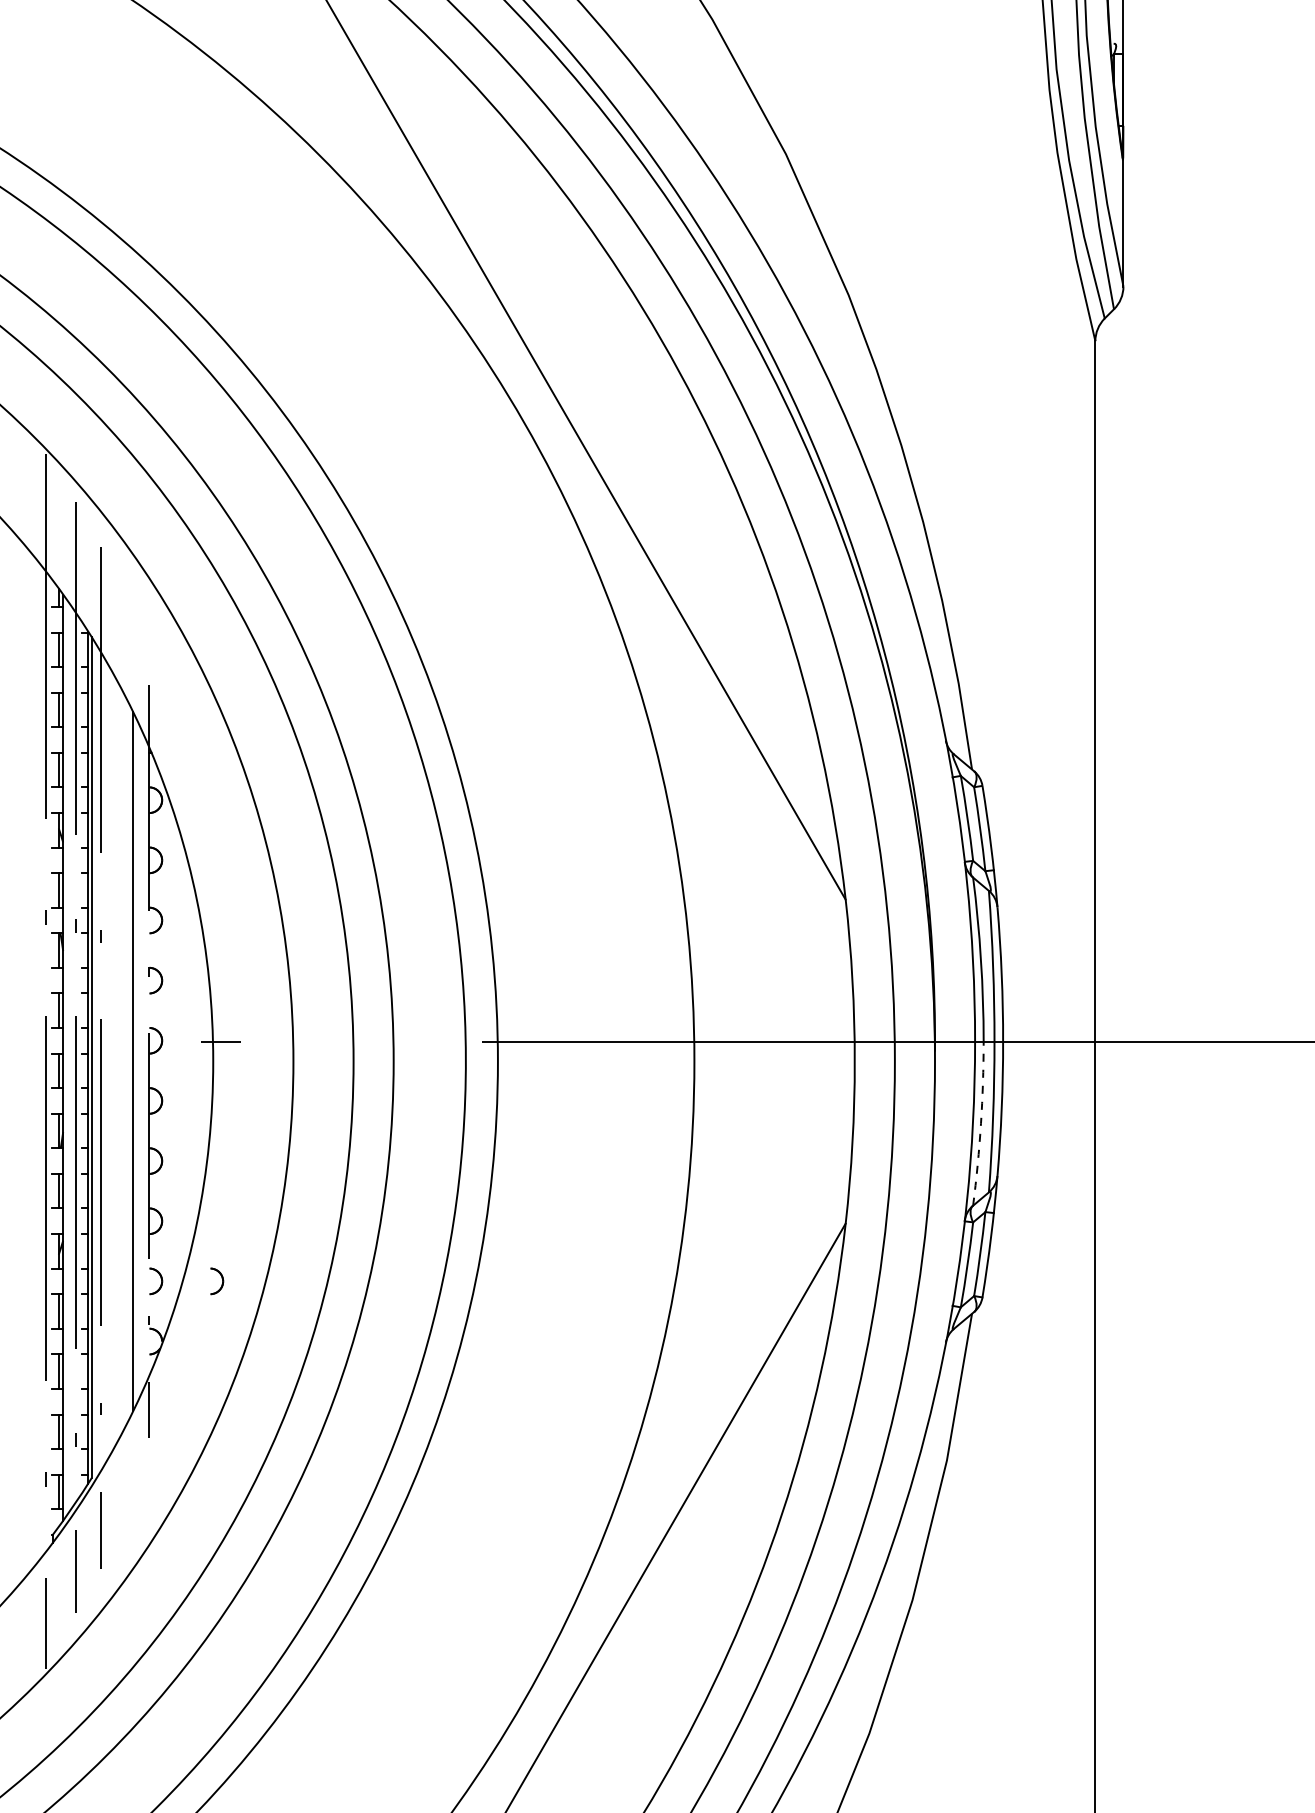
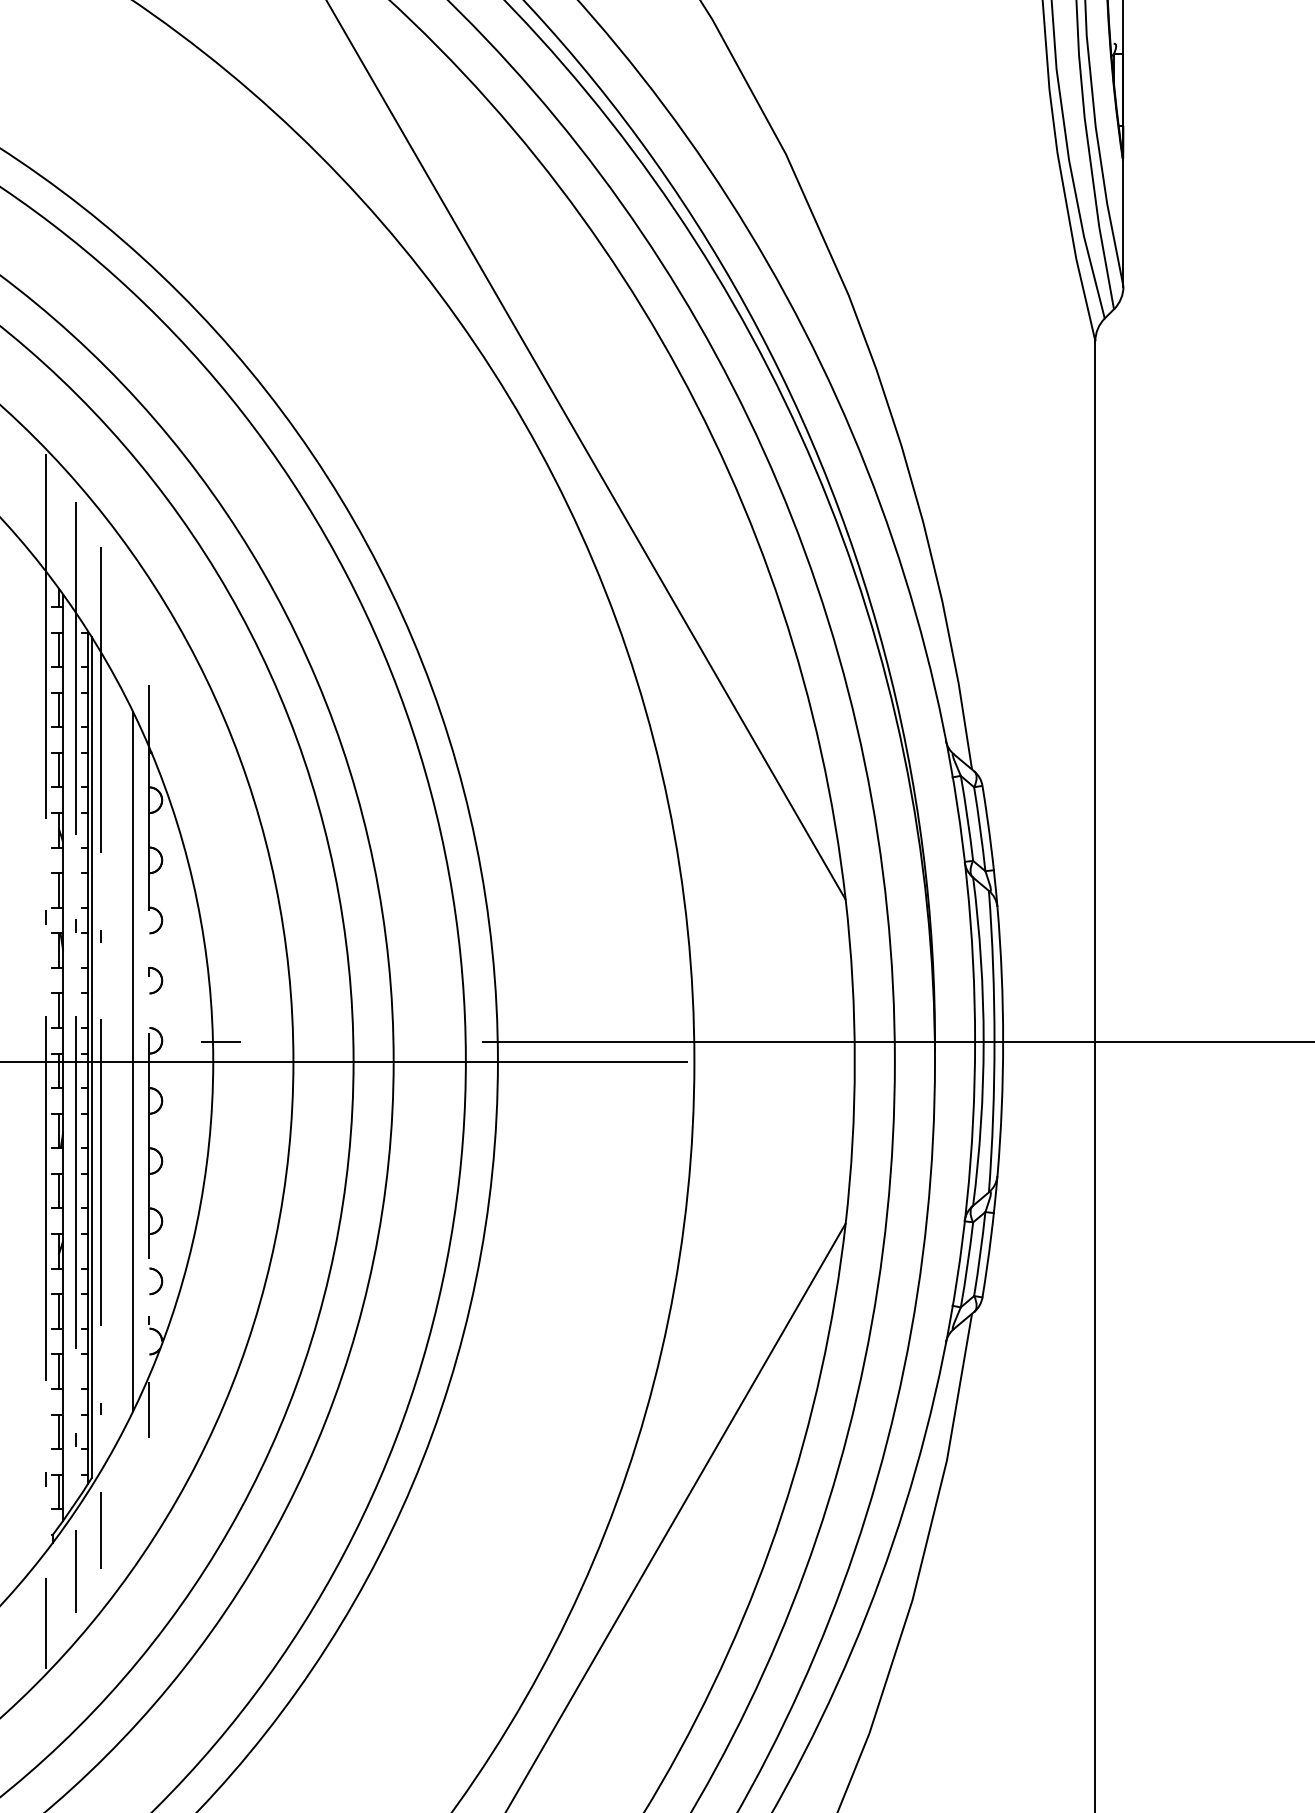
line: none -> present (345, 1061)
arc: dashed -> solid (980, 1123)
part: present -> none (217, 1281)
